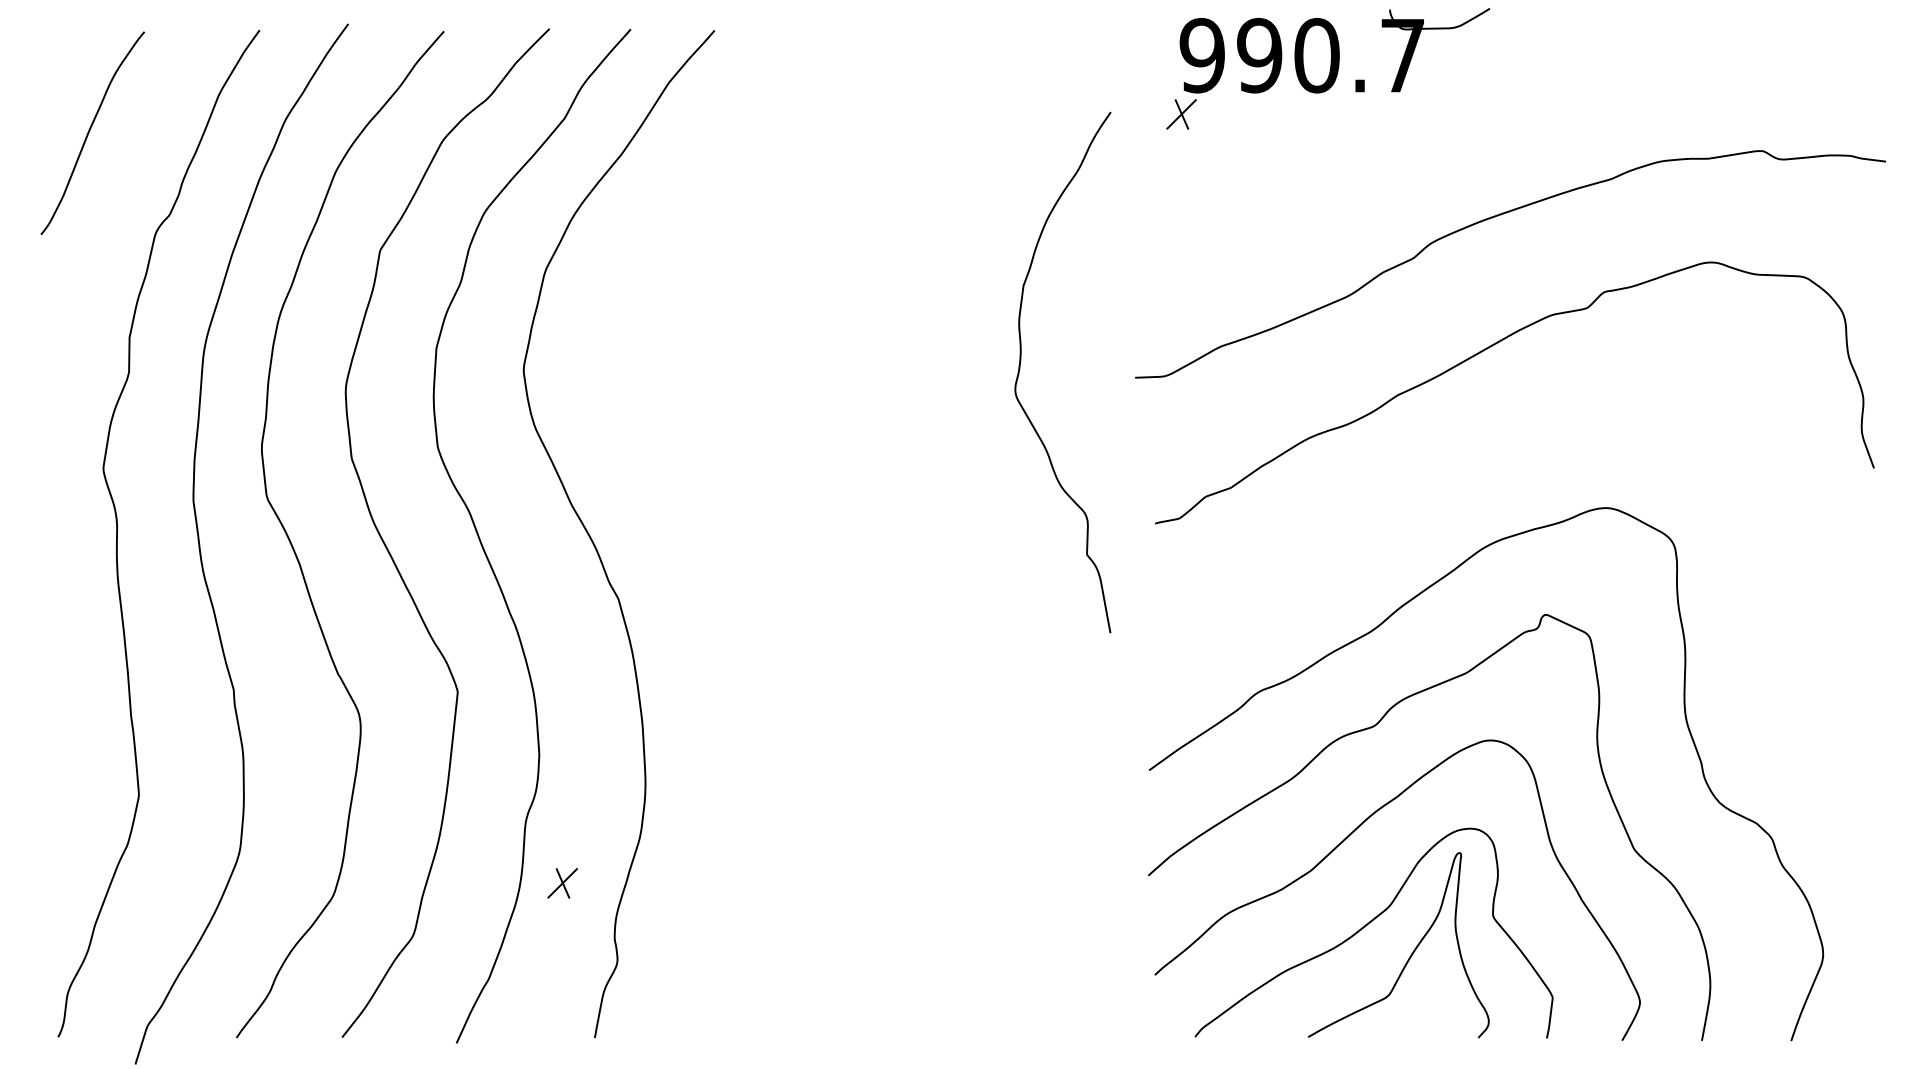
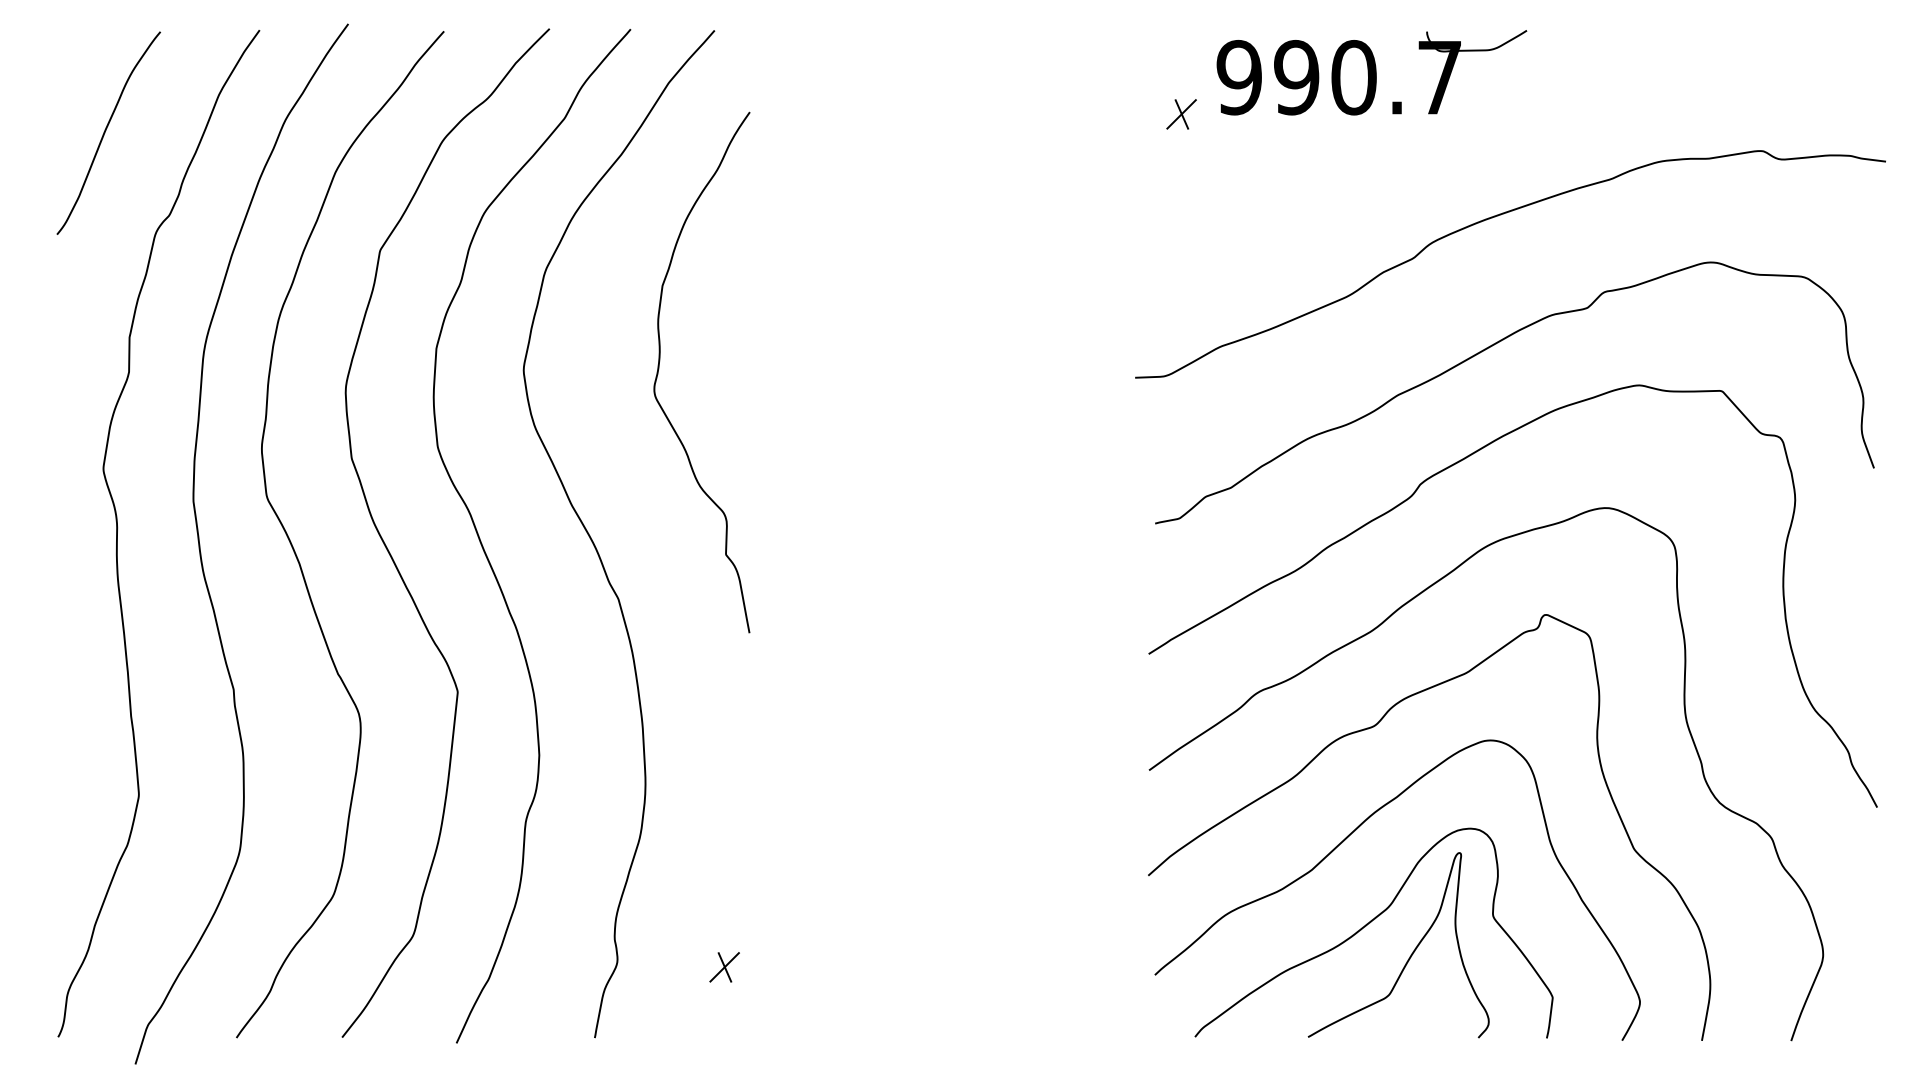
part position: (1334, 50) -> (1371, 72) (1371, 72)
curve position: (90, 130) -> (106, 130) (106, 130)
curve position: (1020, 369) -> (659, 369) (659, 369)
curve: none -> present (1413, 495)
part position: (562, 883) -> (724, 967) (724, 967)
